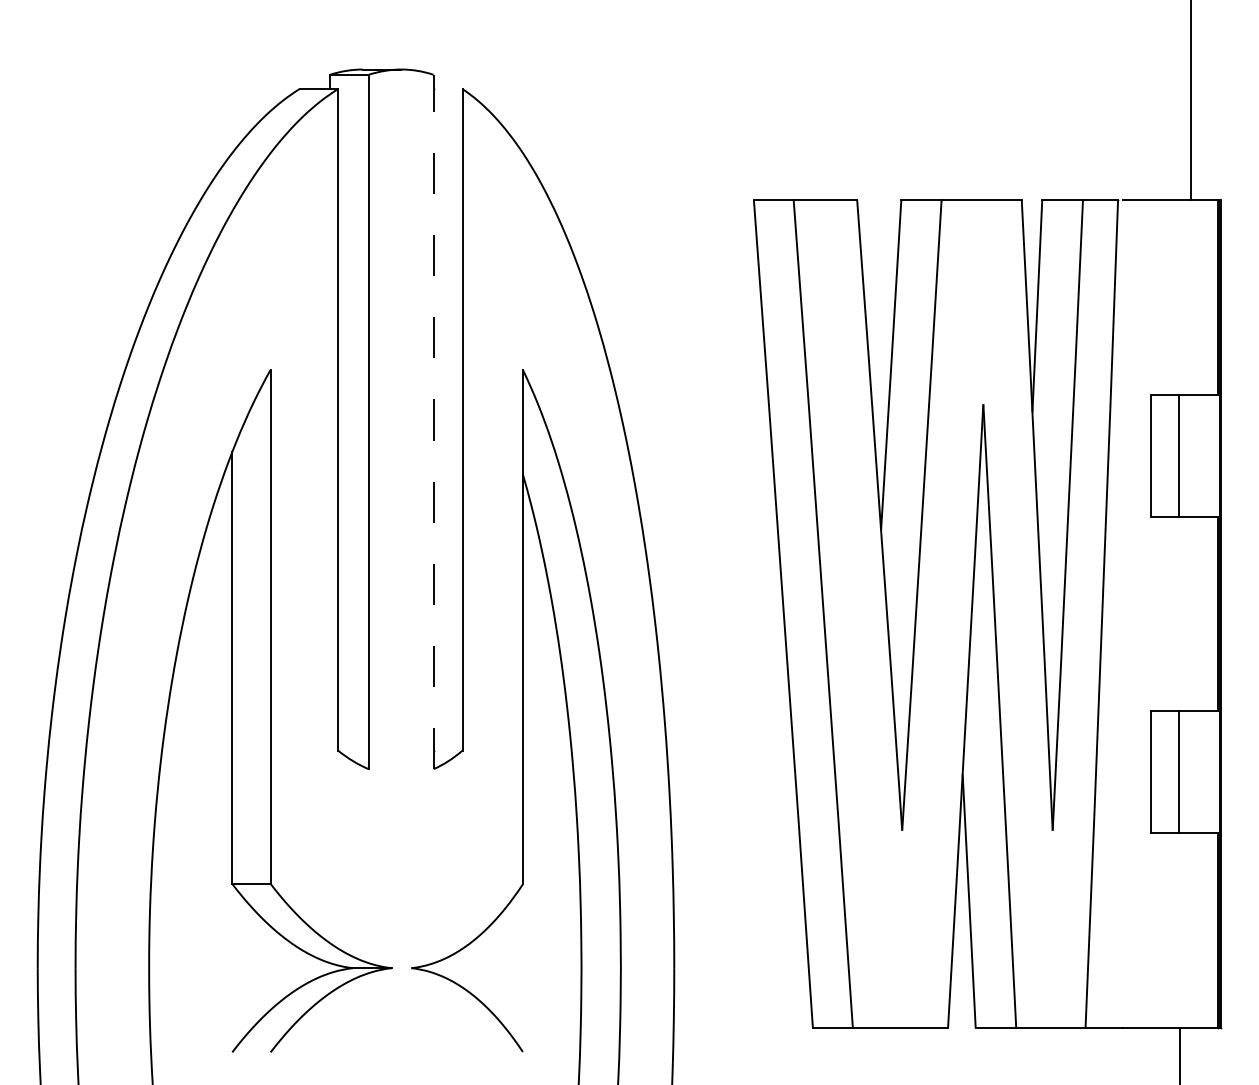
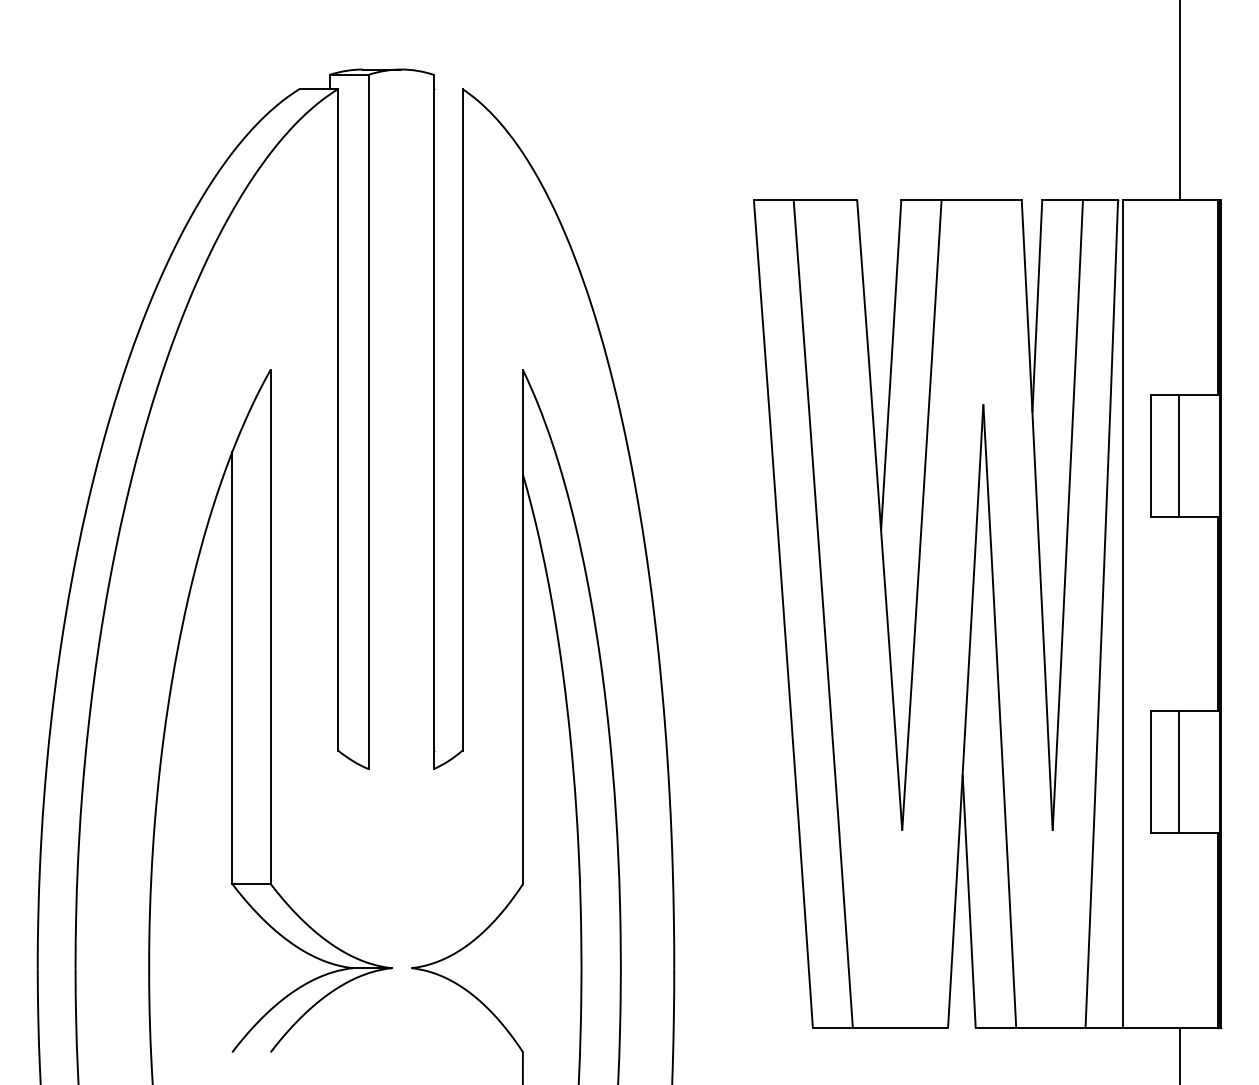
line position: (1191, 101) -> (1180, 101) (1180, 101)
line: dashed -> solid (433, 421)
line: none -> present (1123, 614)
line: none -> present (522, 1066)
